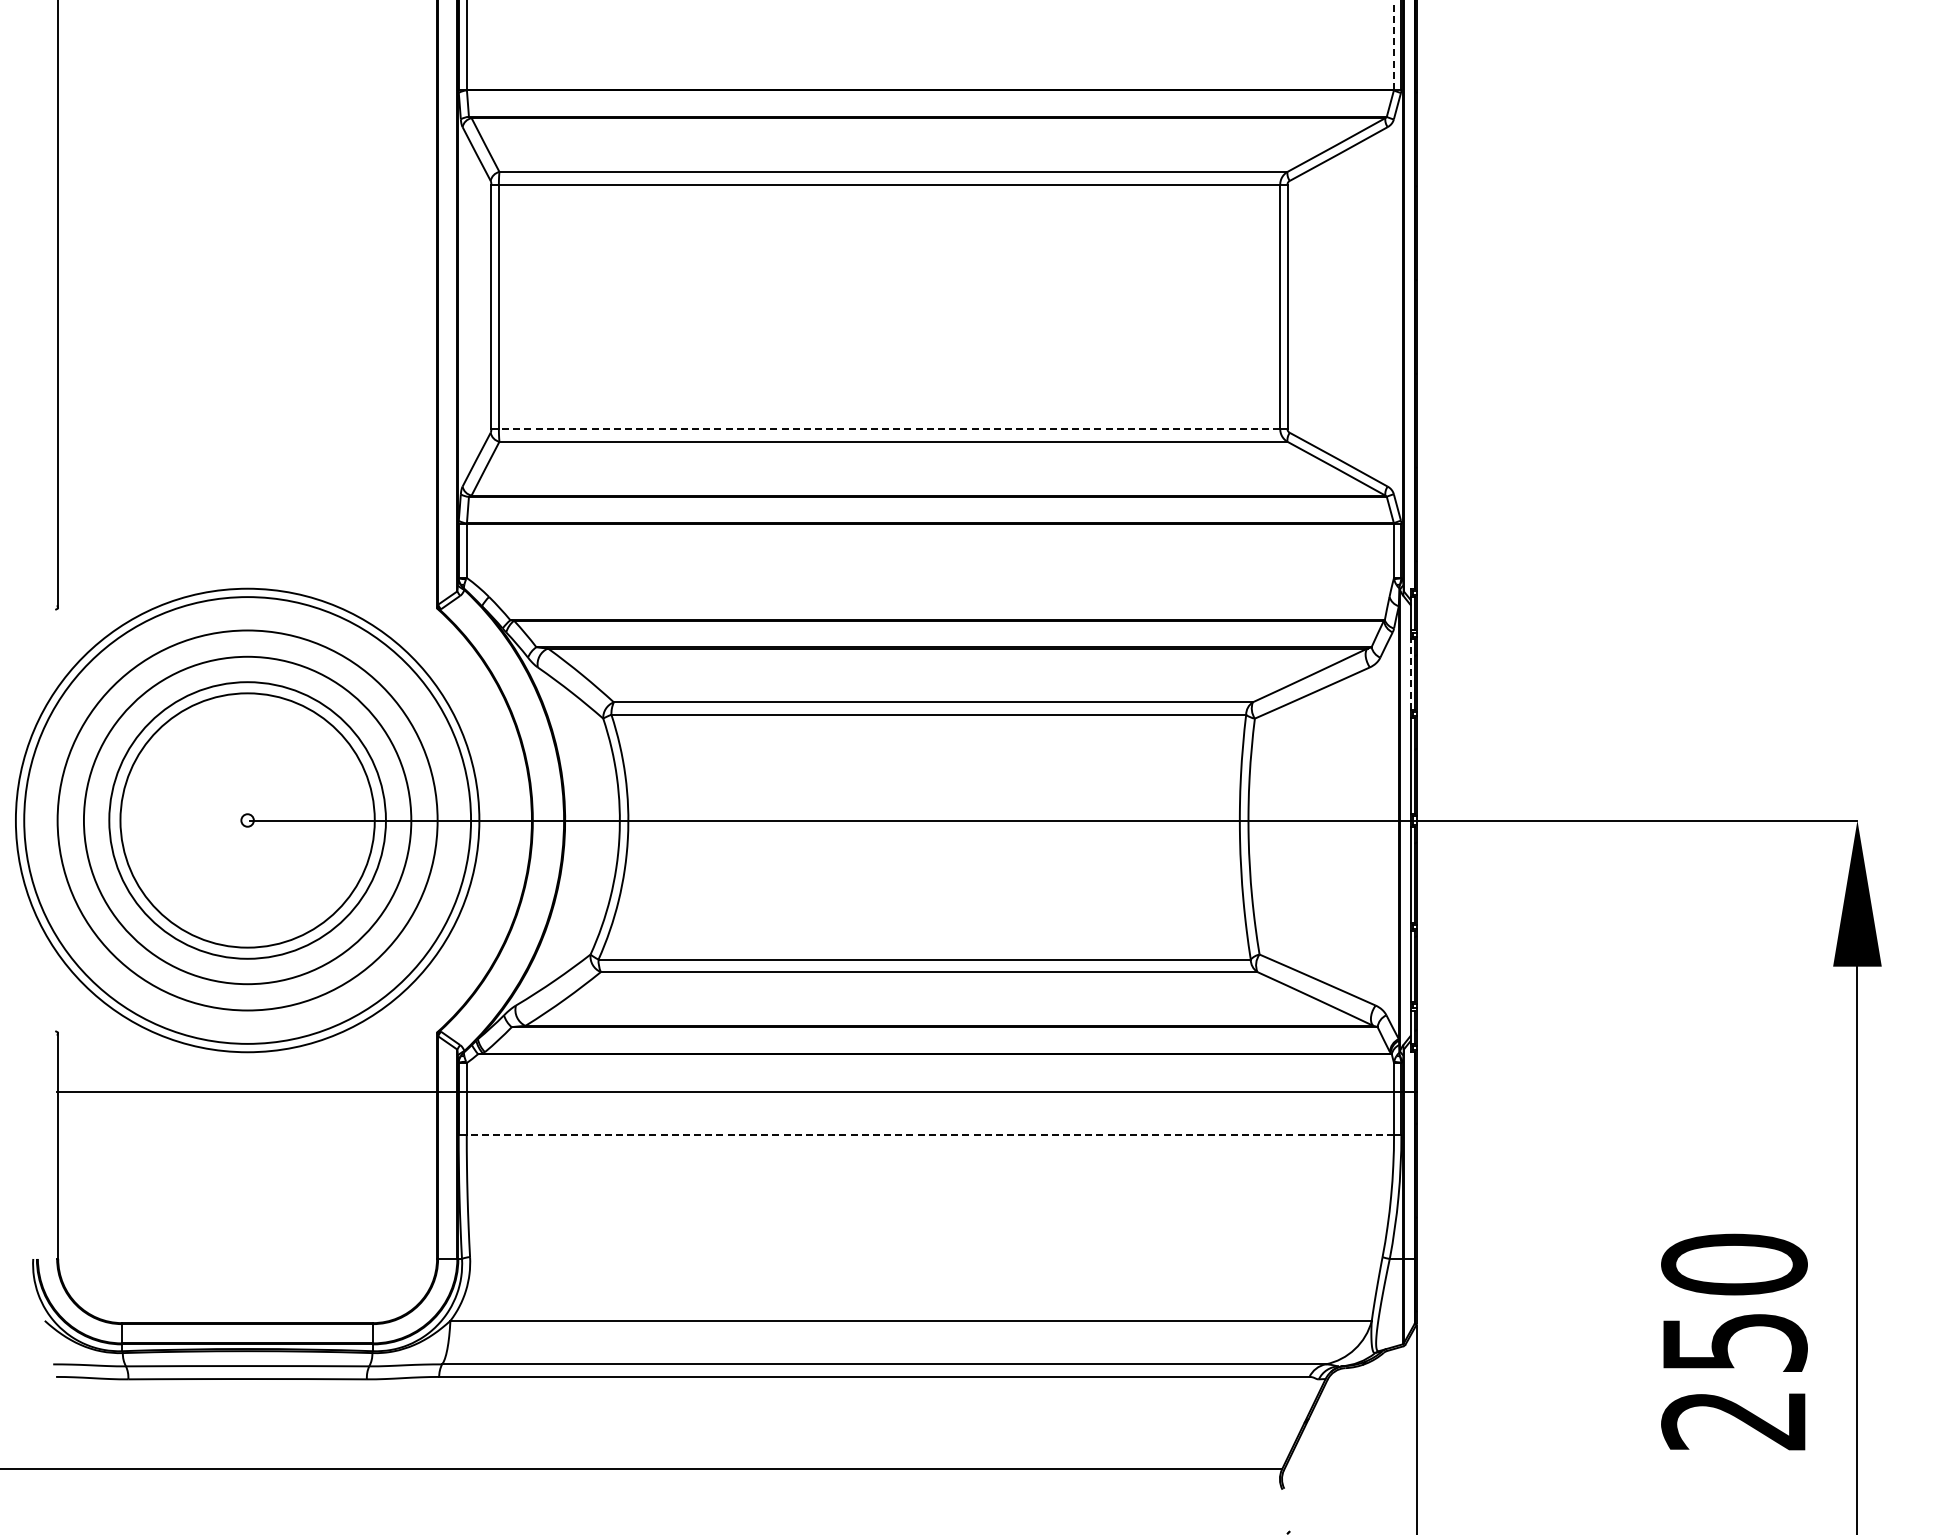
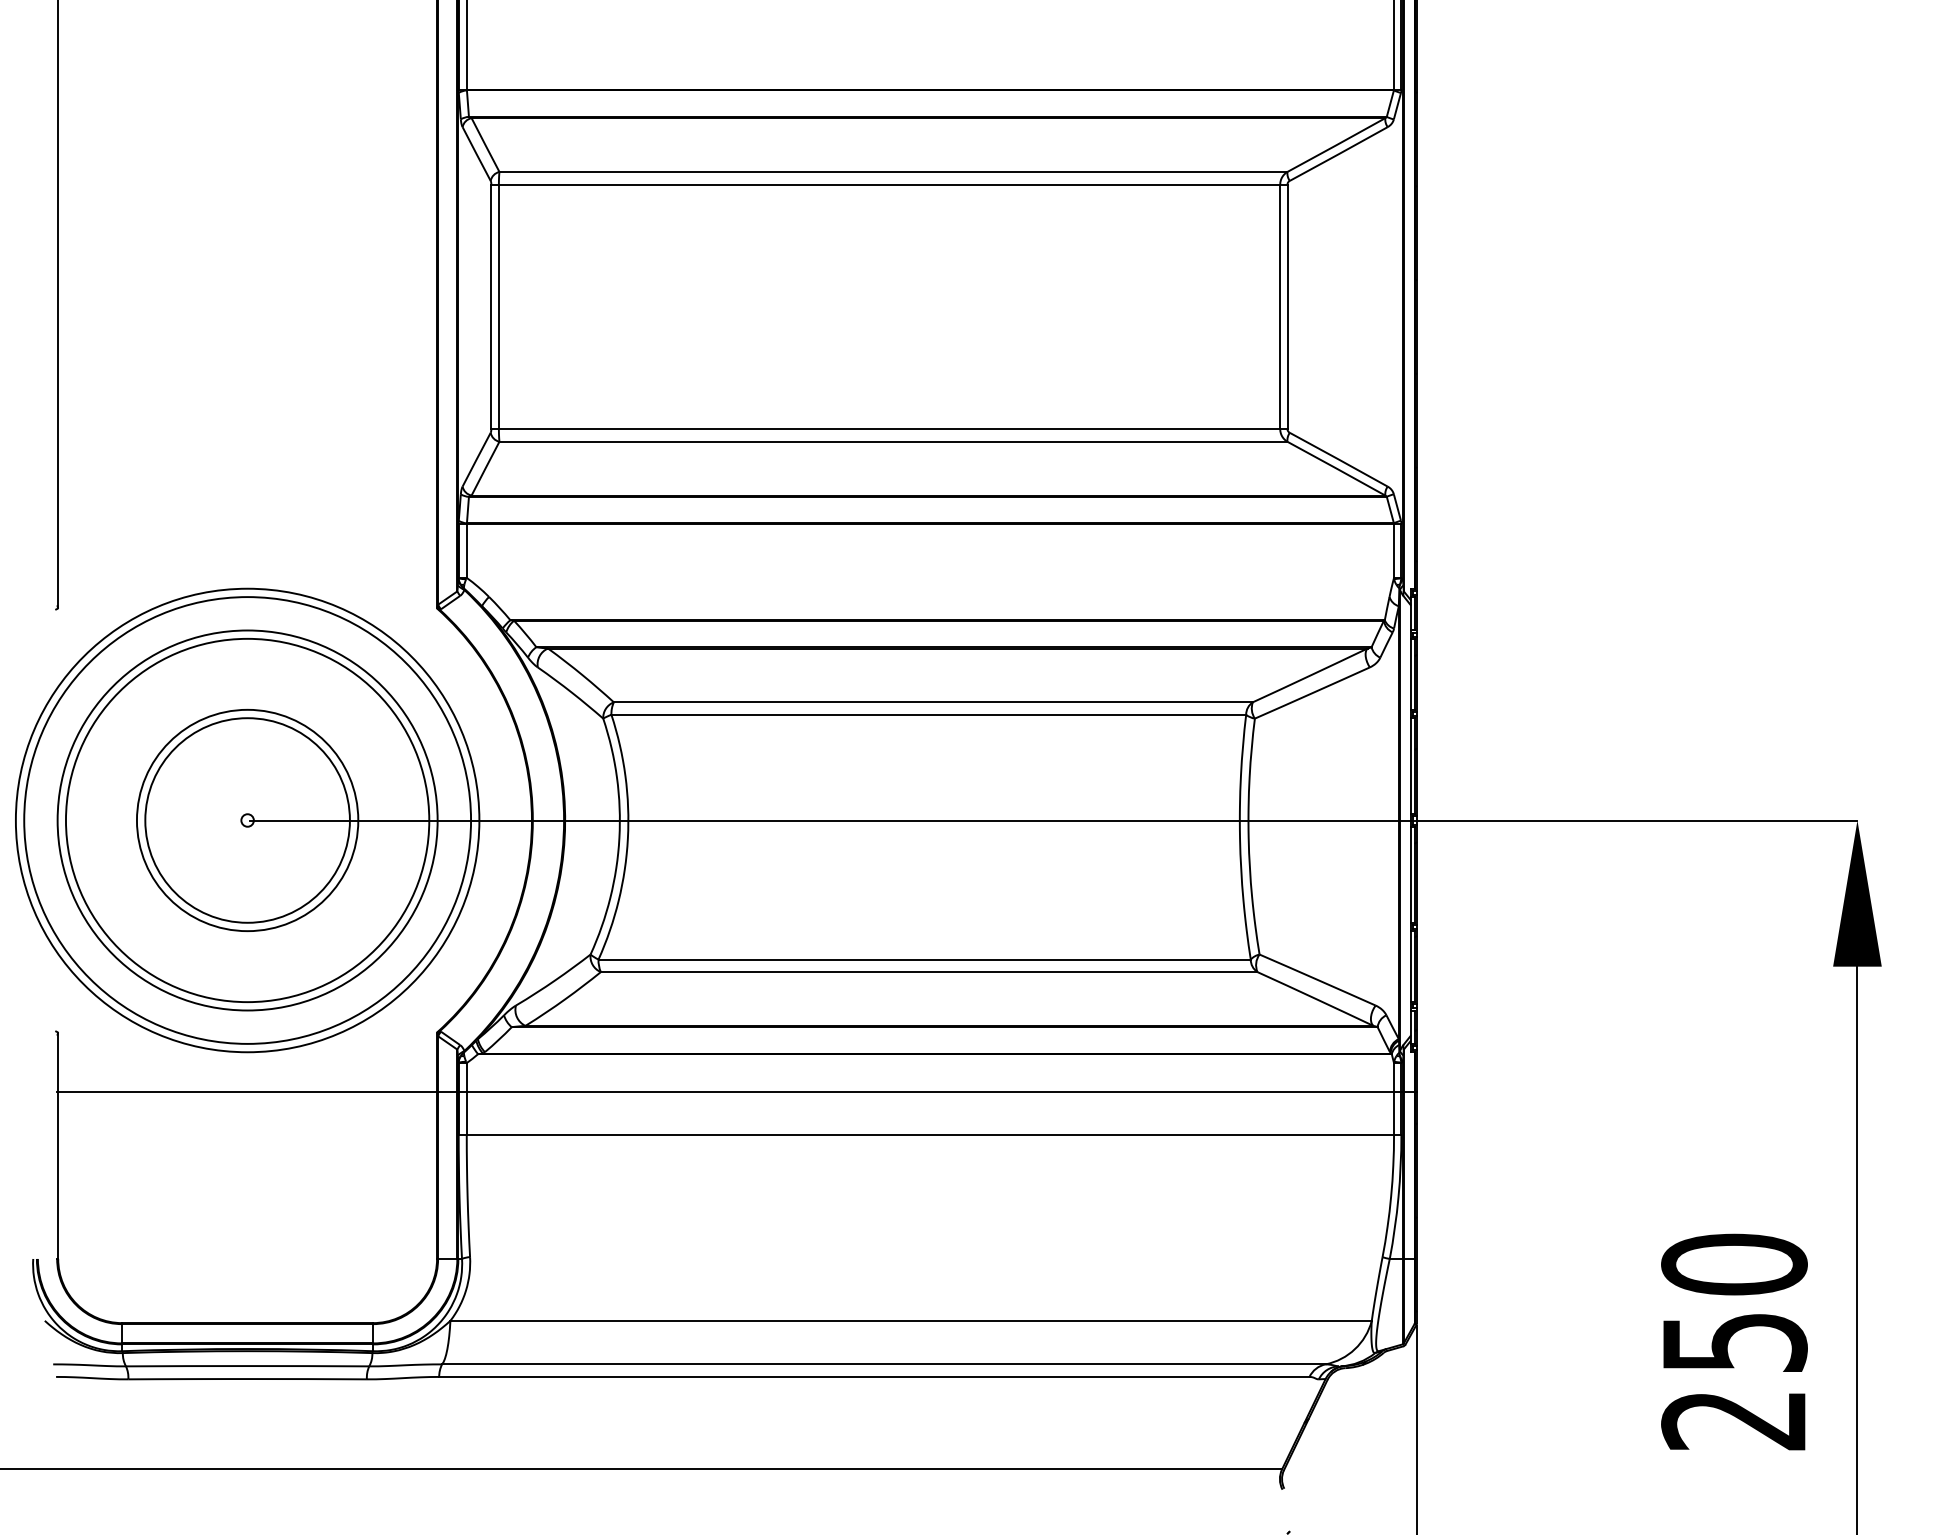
line: dashed -> solid (1394, 45)
line: dashed -> solid (889, 429)
line: dashed -> solid (1410, 673)
circle diameter: 254 px -> 363 px (247, 820)
circle diameter: 277 px -> 221 px (247, 820)
circle diameter: 327 px -> 205 px (247, 820)
line: dashed -> solid (930, 1134)
